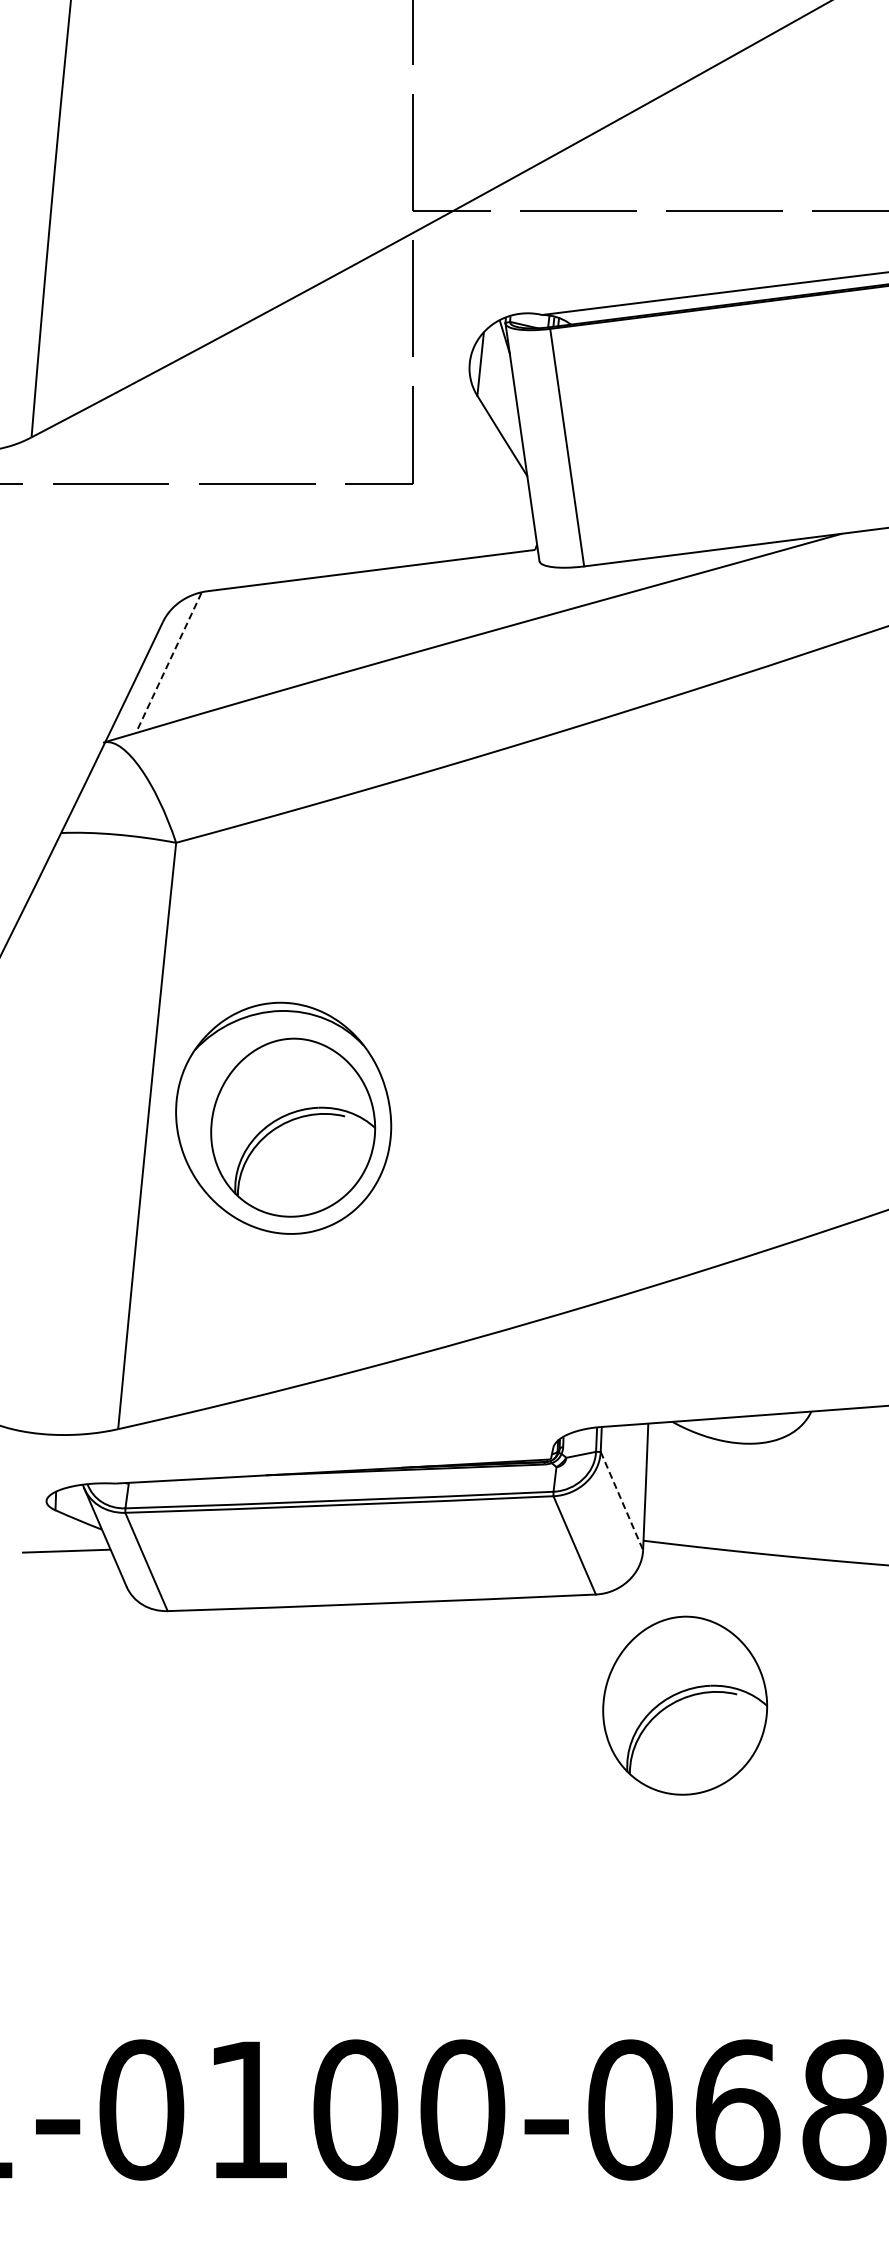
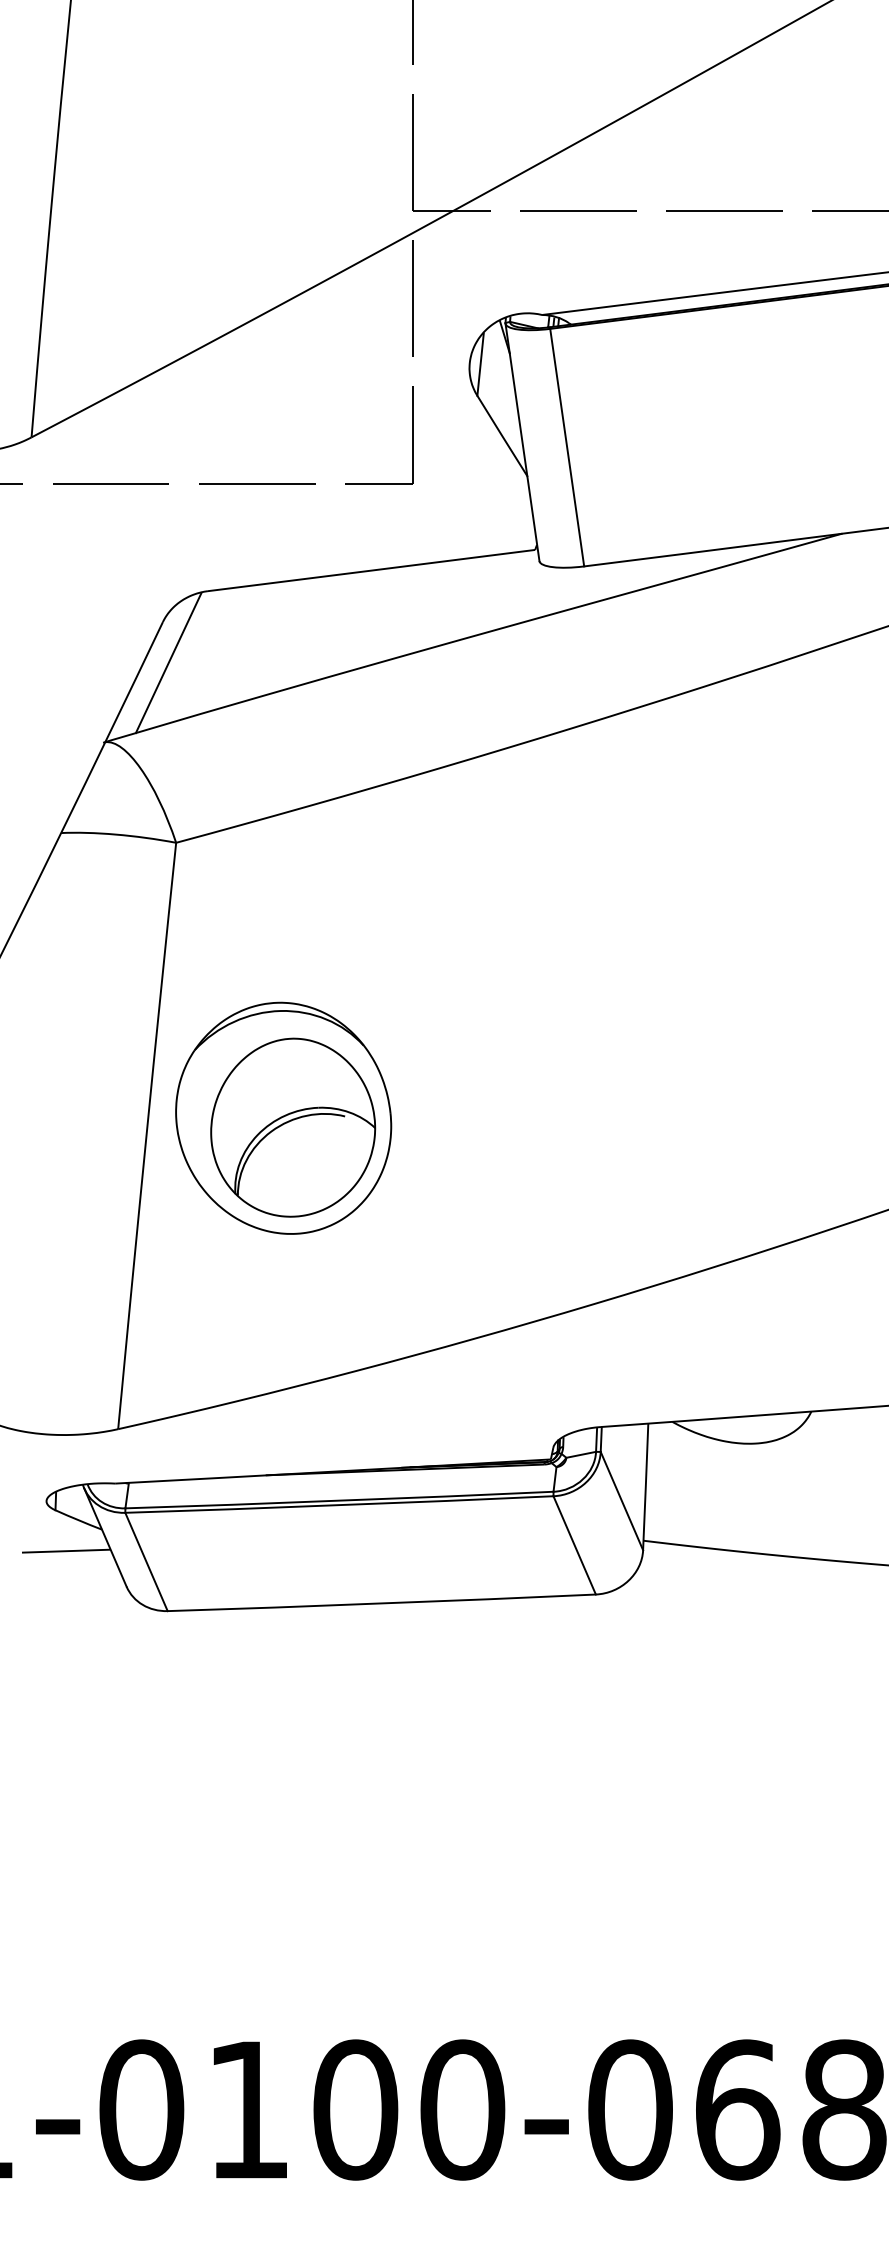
line: dashed -> solid (168, 663)
line: dashed -> solid (621, 1501)
part: present -> none (685, 1705)
